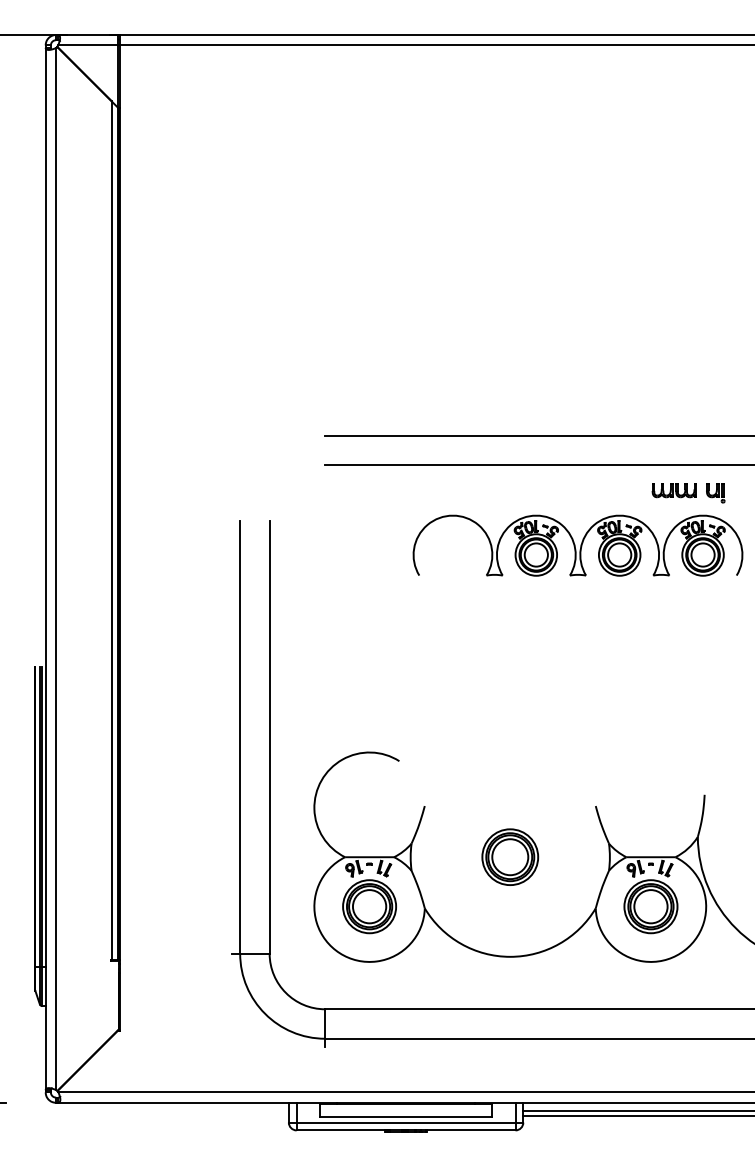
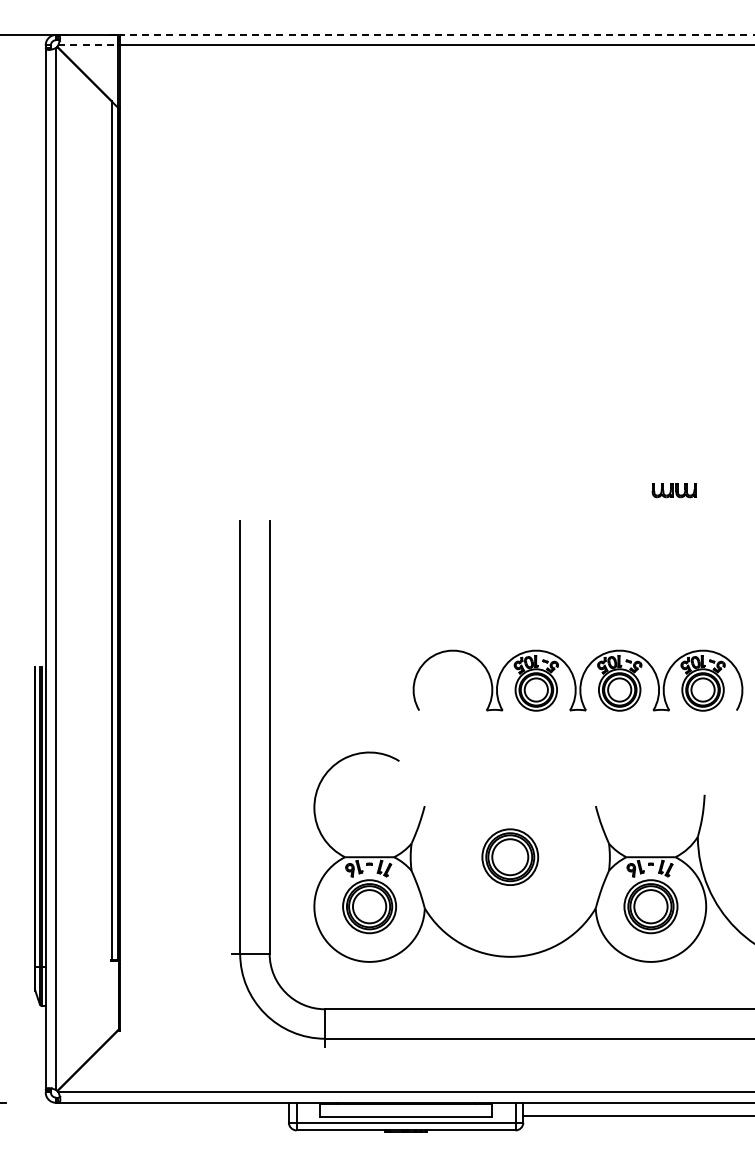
line: solid -> dashed (436, 35)
line: solid -> dashed (88, 45)
line: present -> none (538, 436)
line: present -> none (538, 465)
part: present -> none (715, 493)
part position: (577, 545) -> (577, 680) (577, 680)
line: present -> none (637, 1110)
